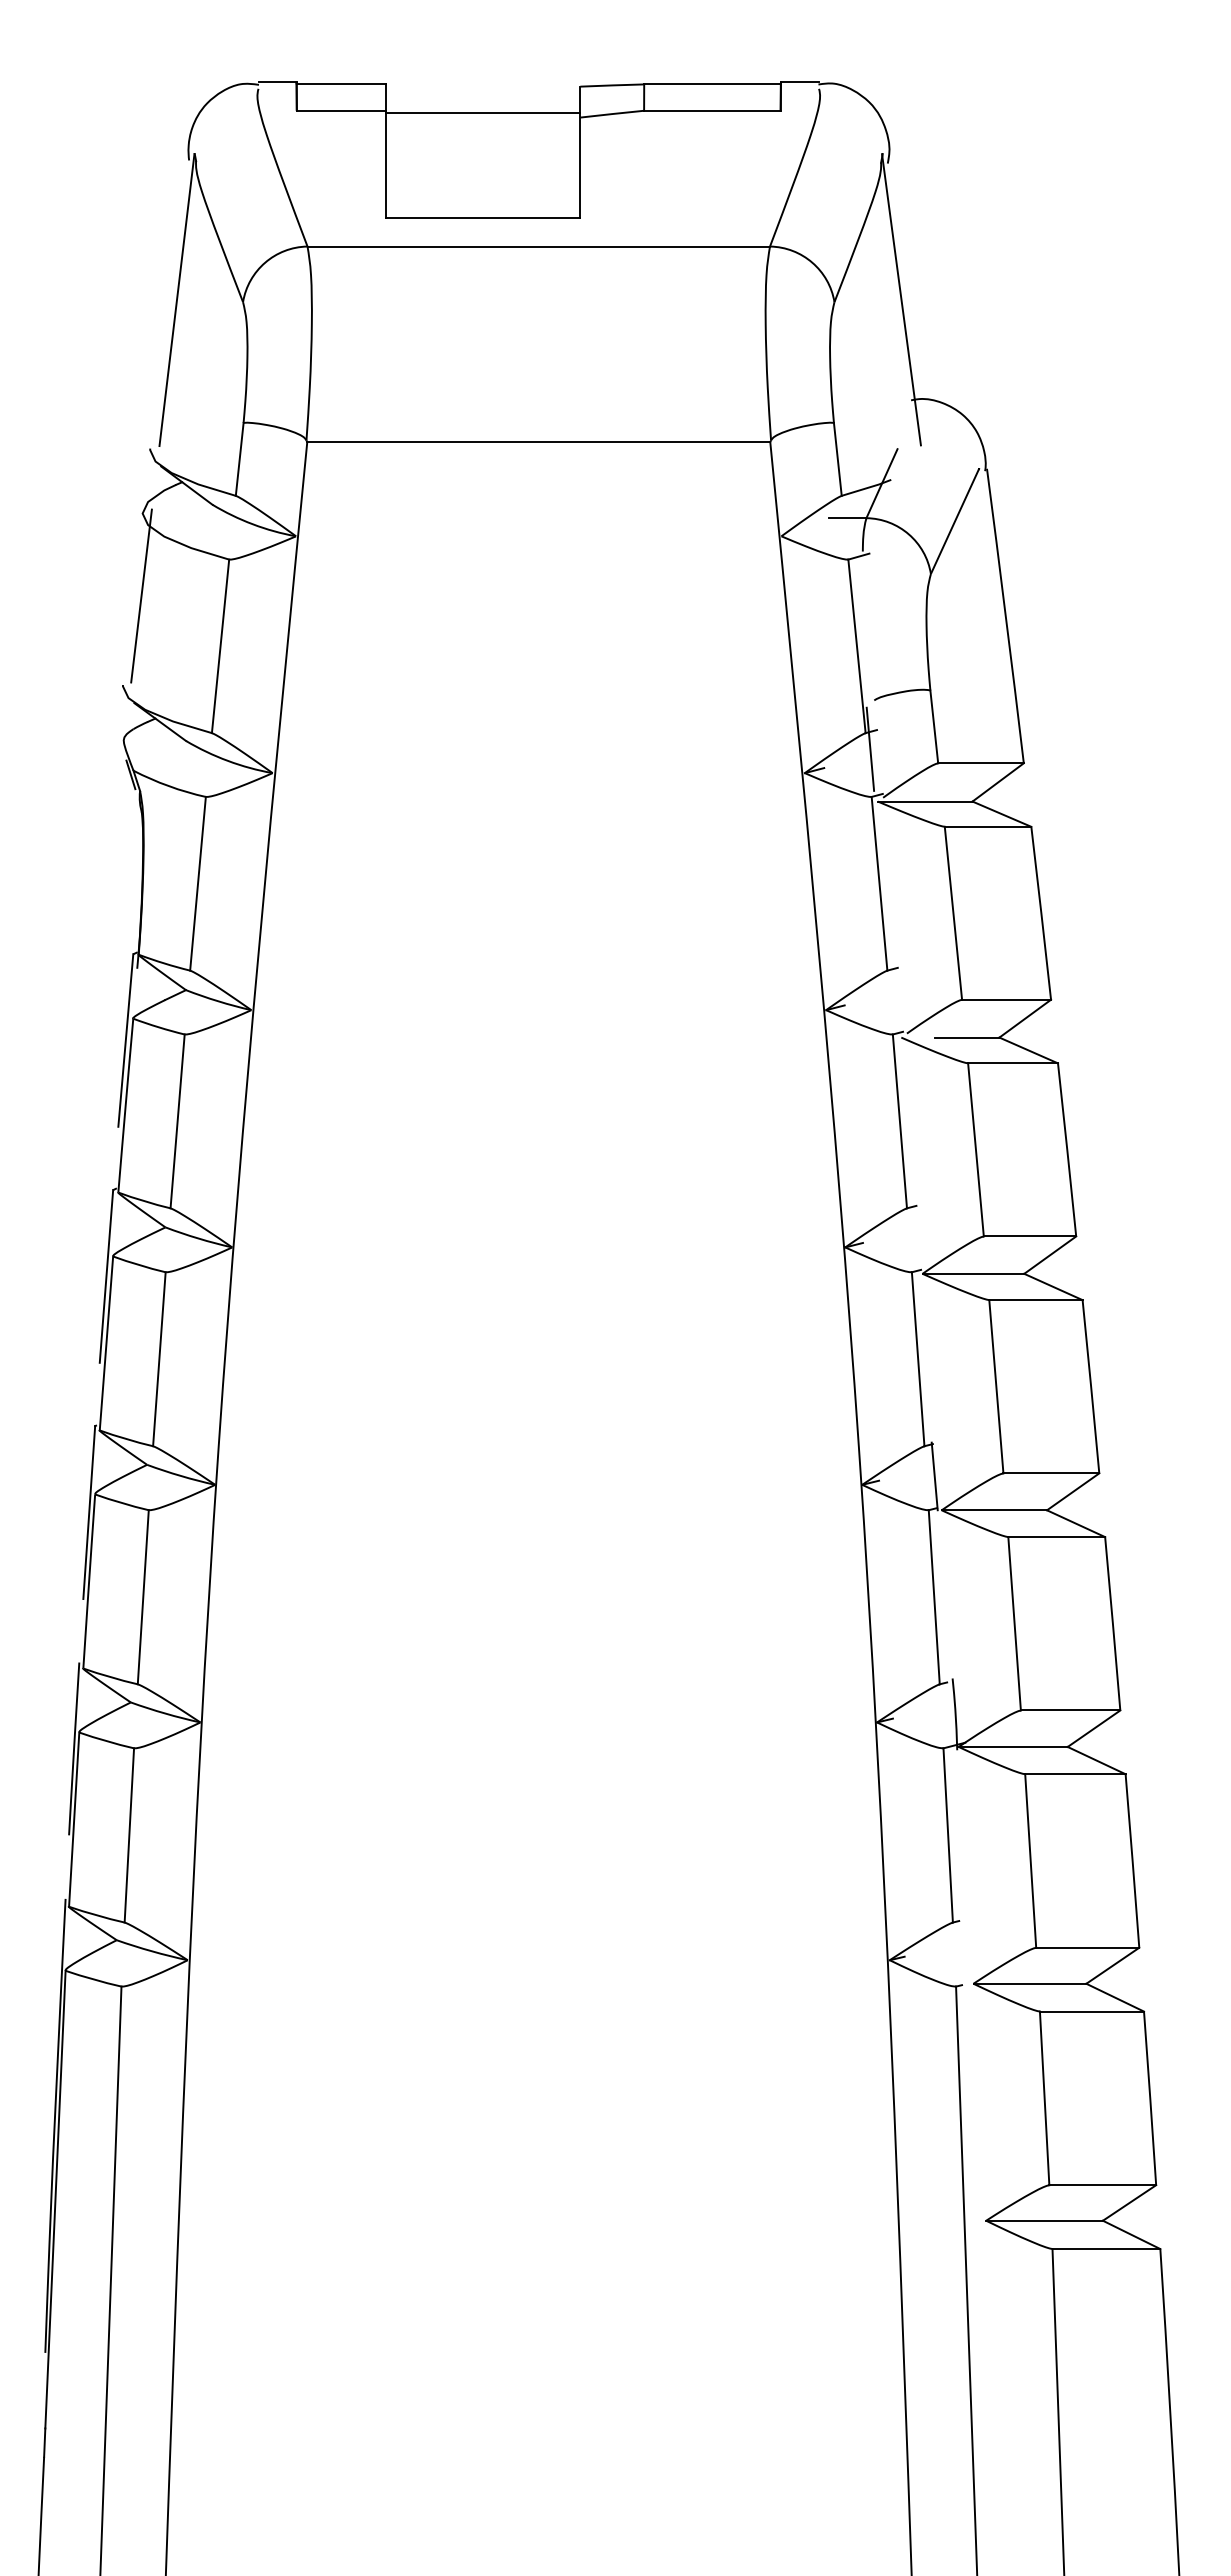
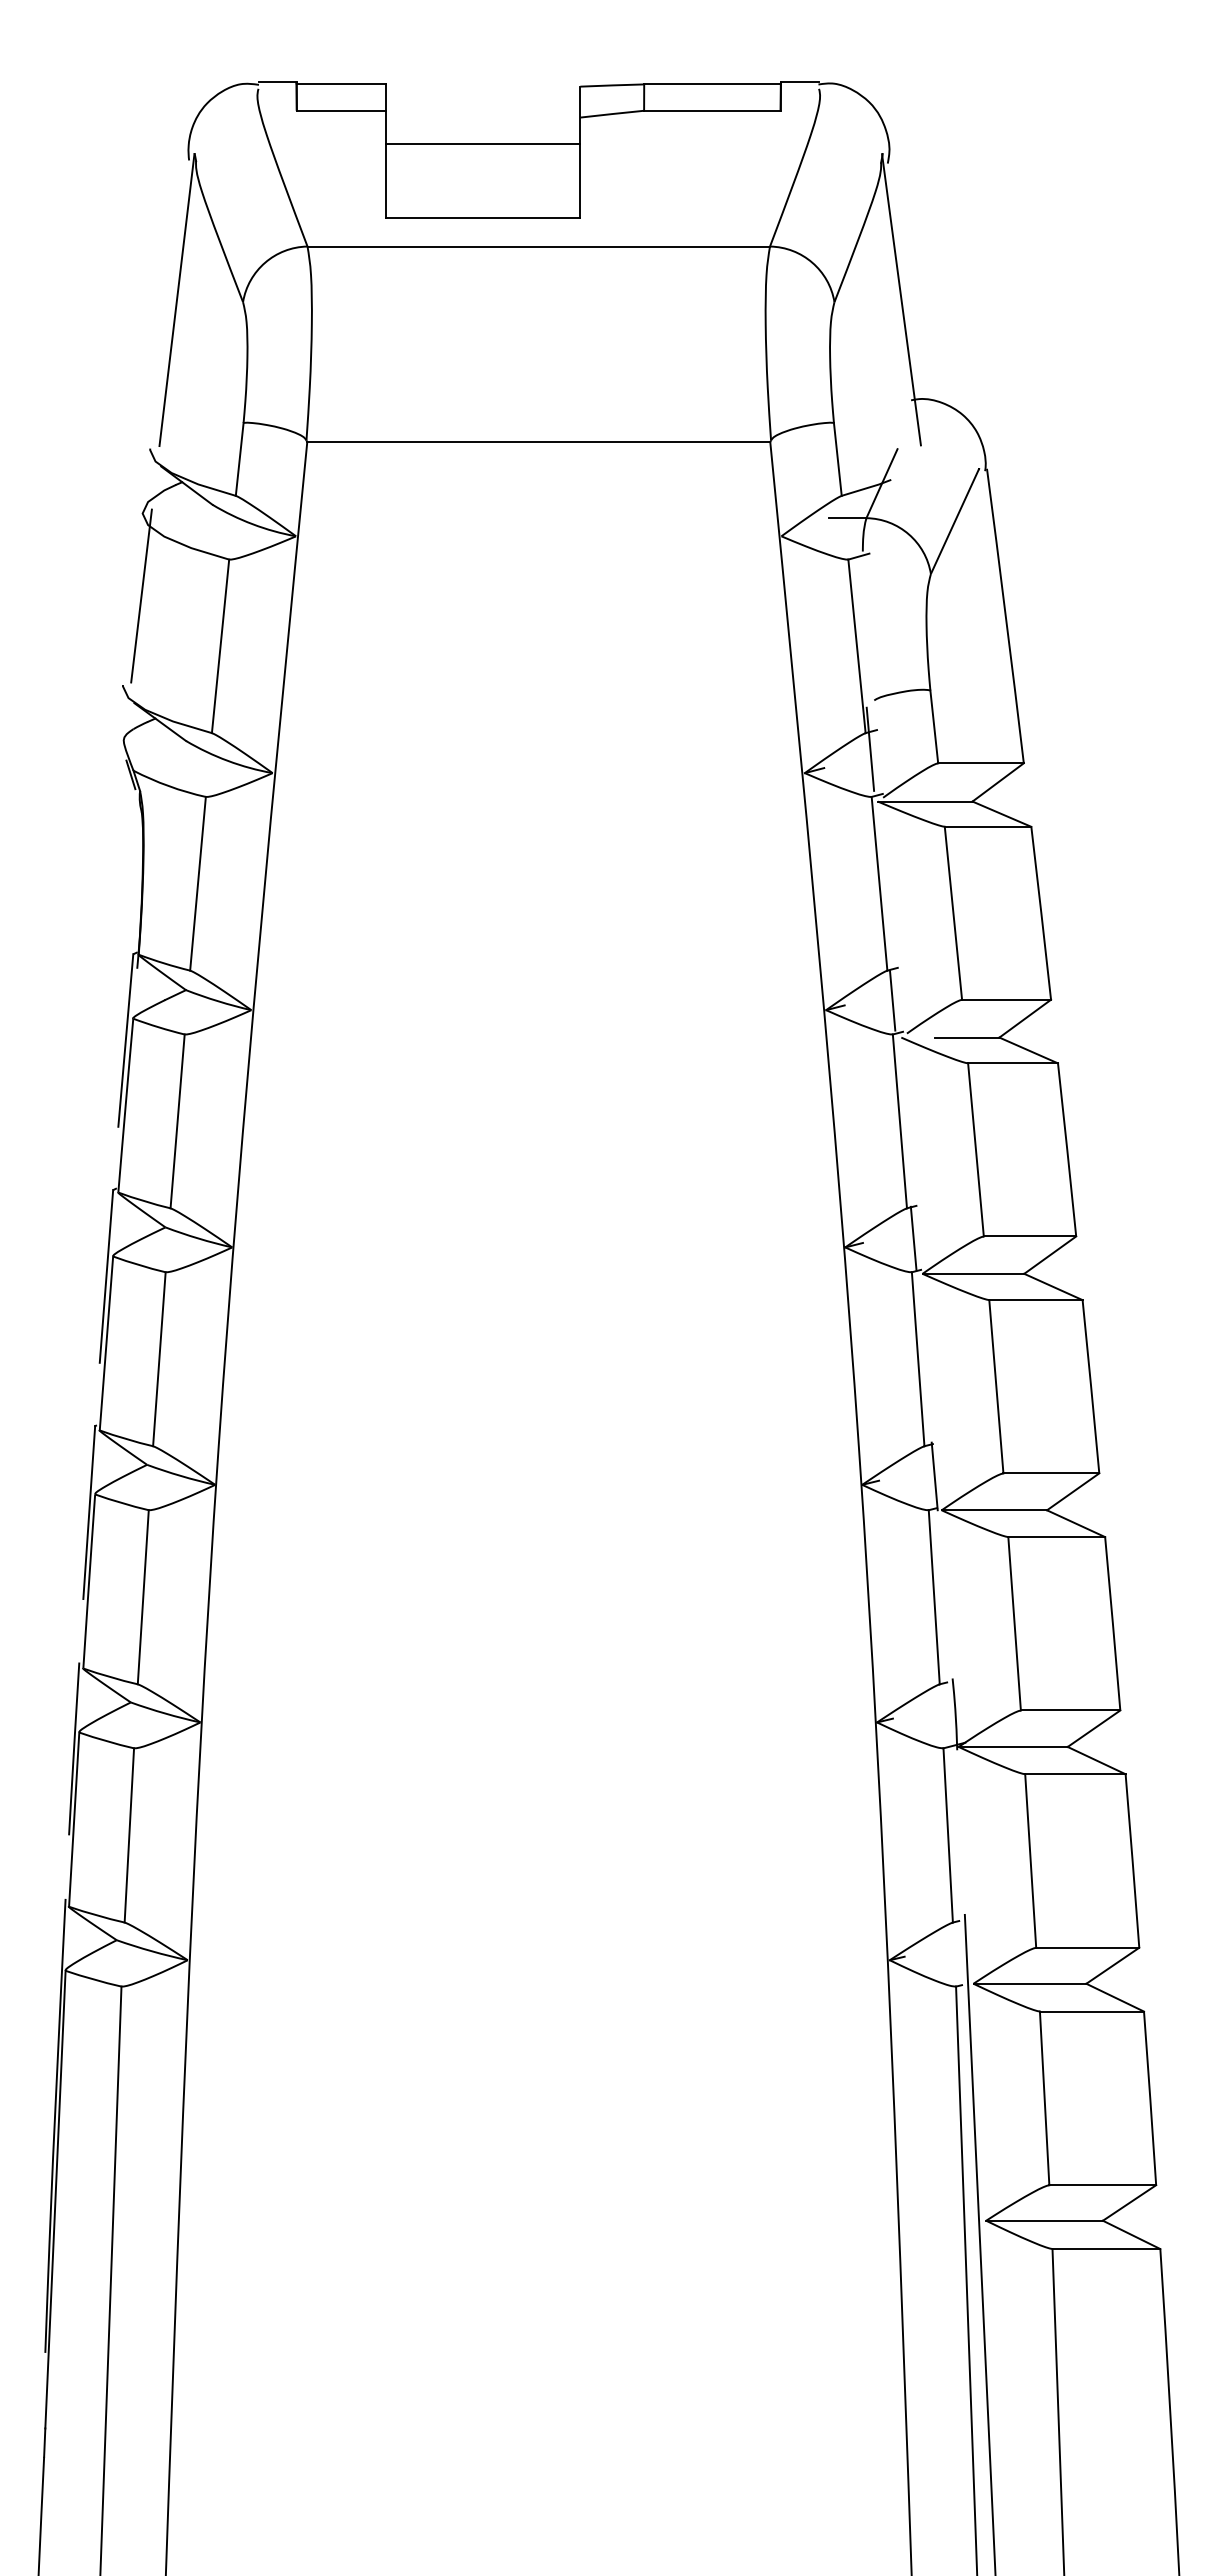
line position: (483, 112) -> (483, 143) (483, 143)
line: none -> present (892, 1000)
line: none -> present (913, 1238)
line: none -> present (979, 2243)
